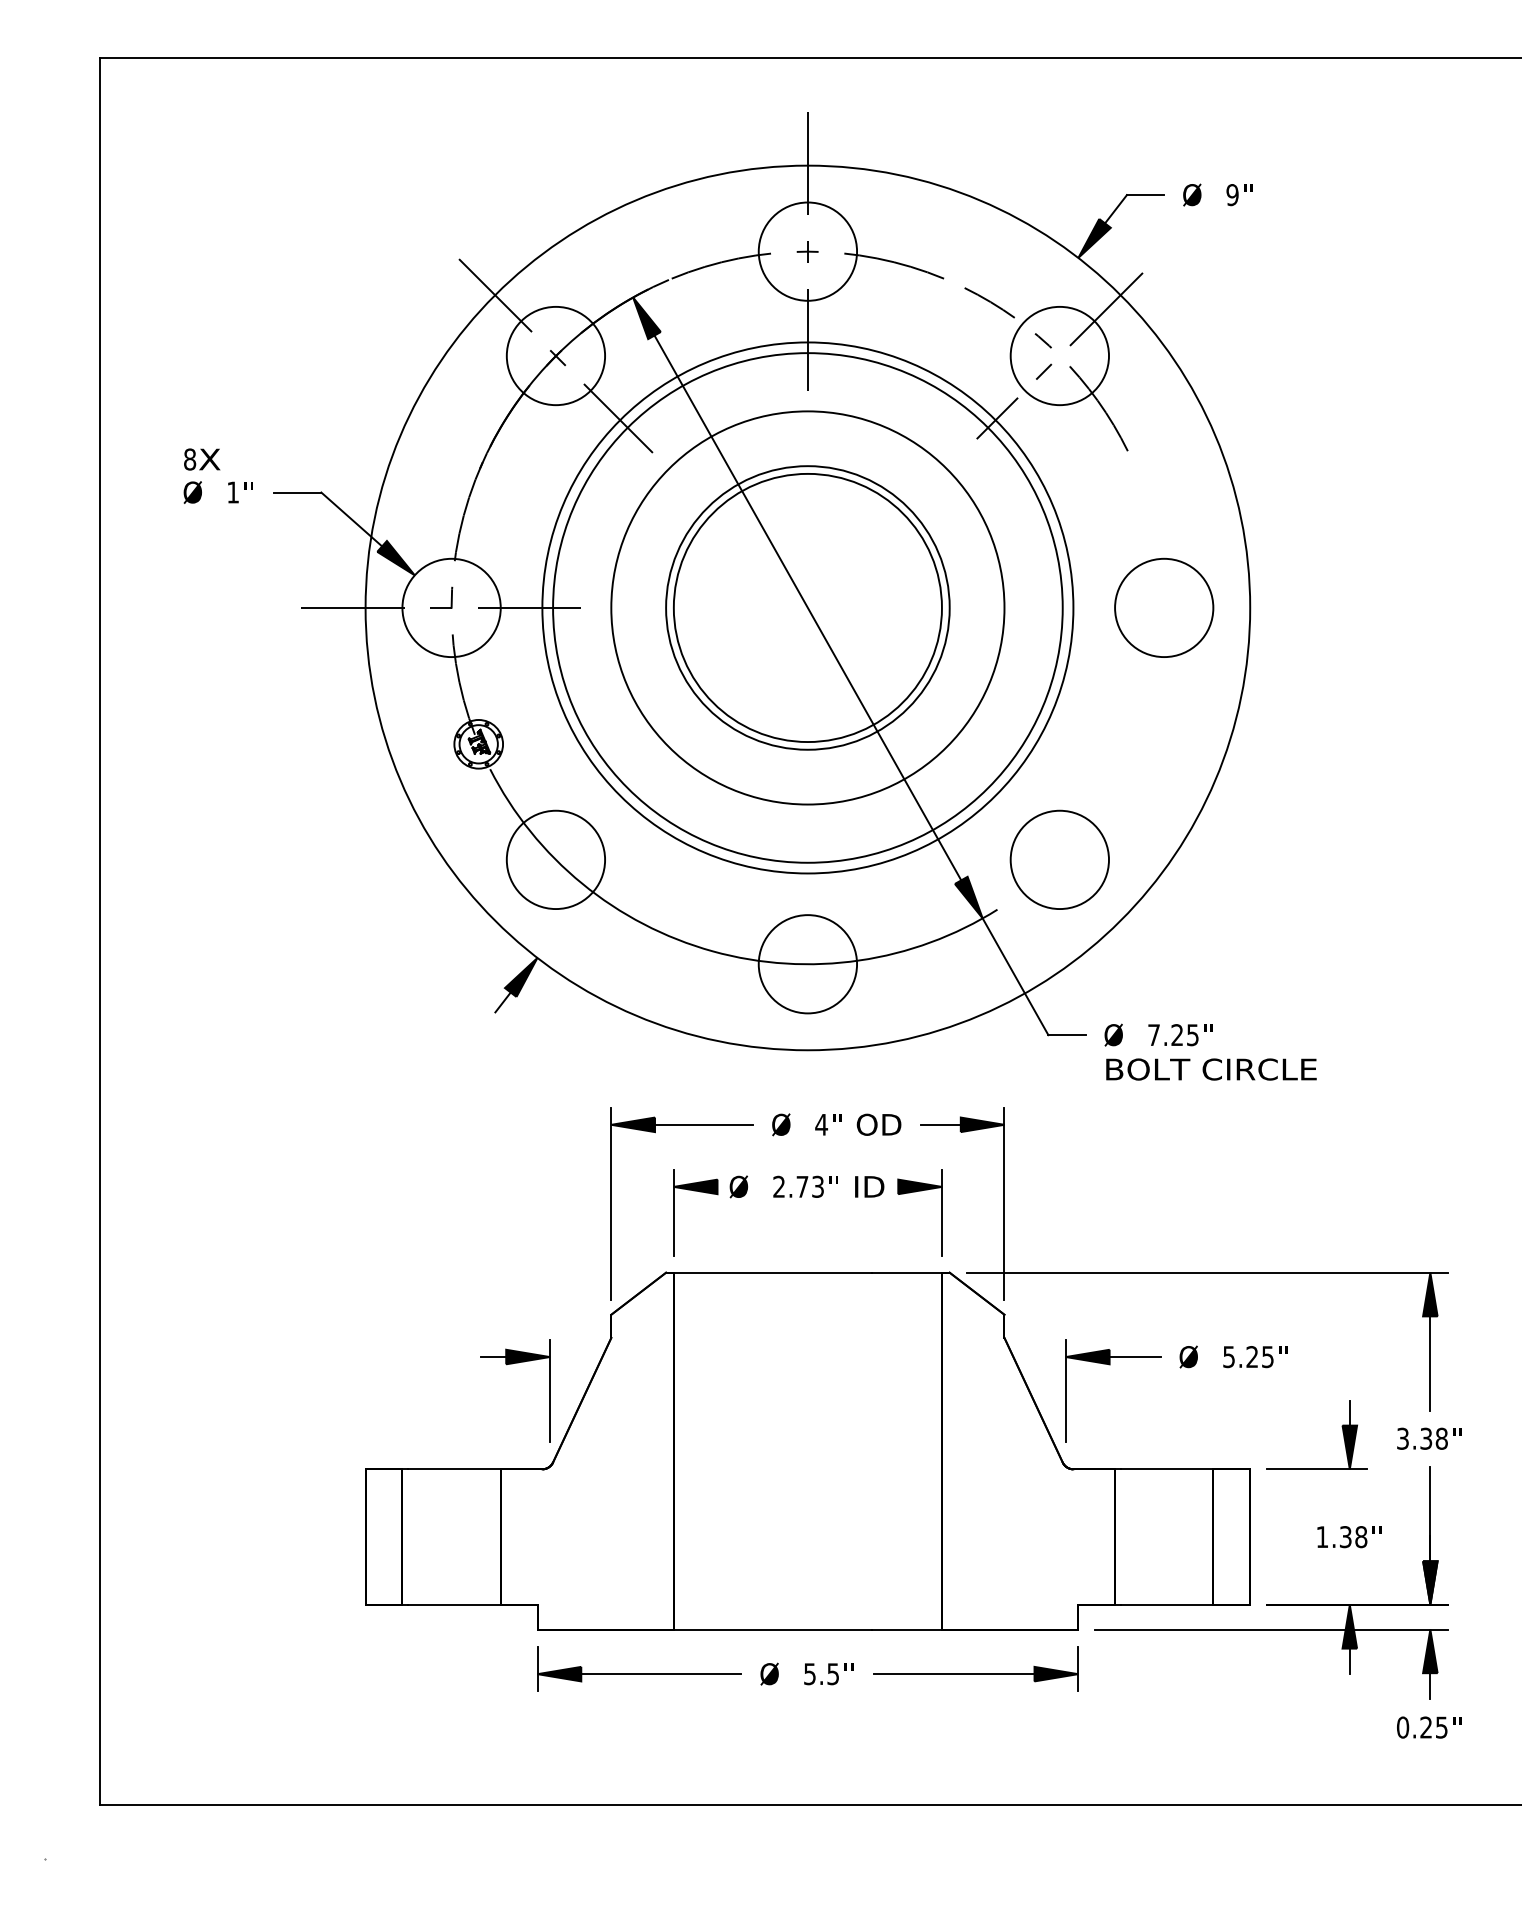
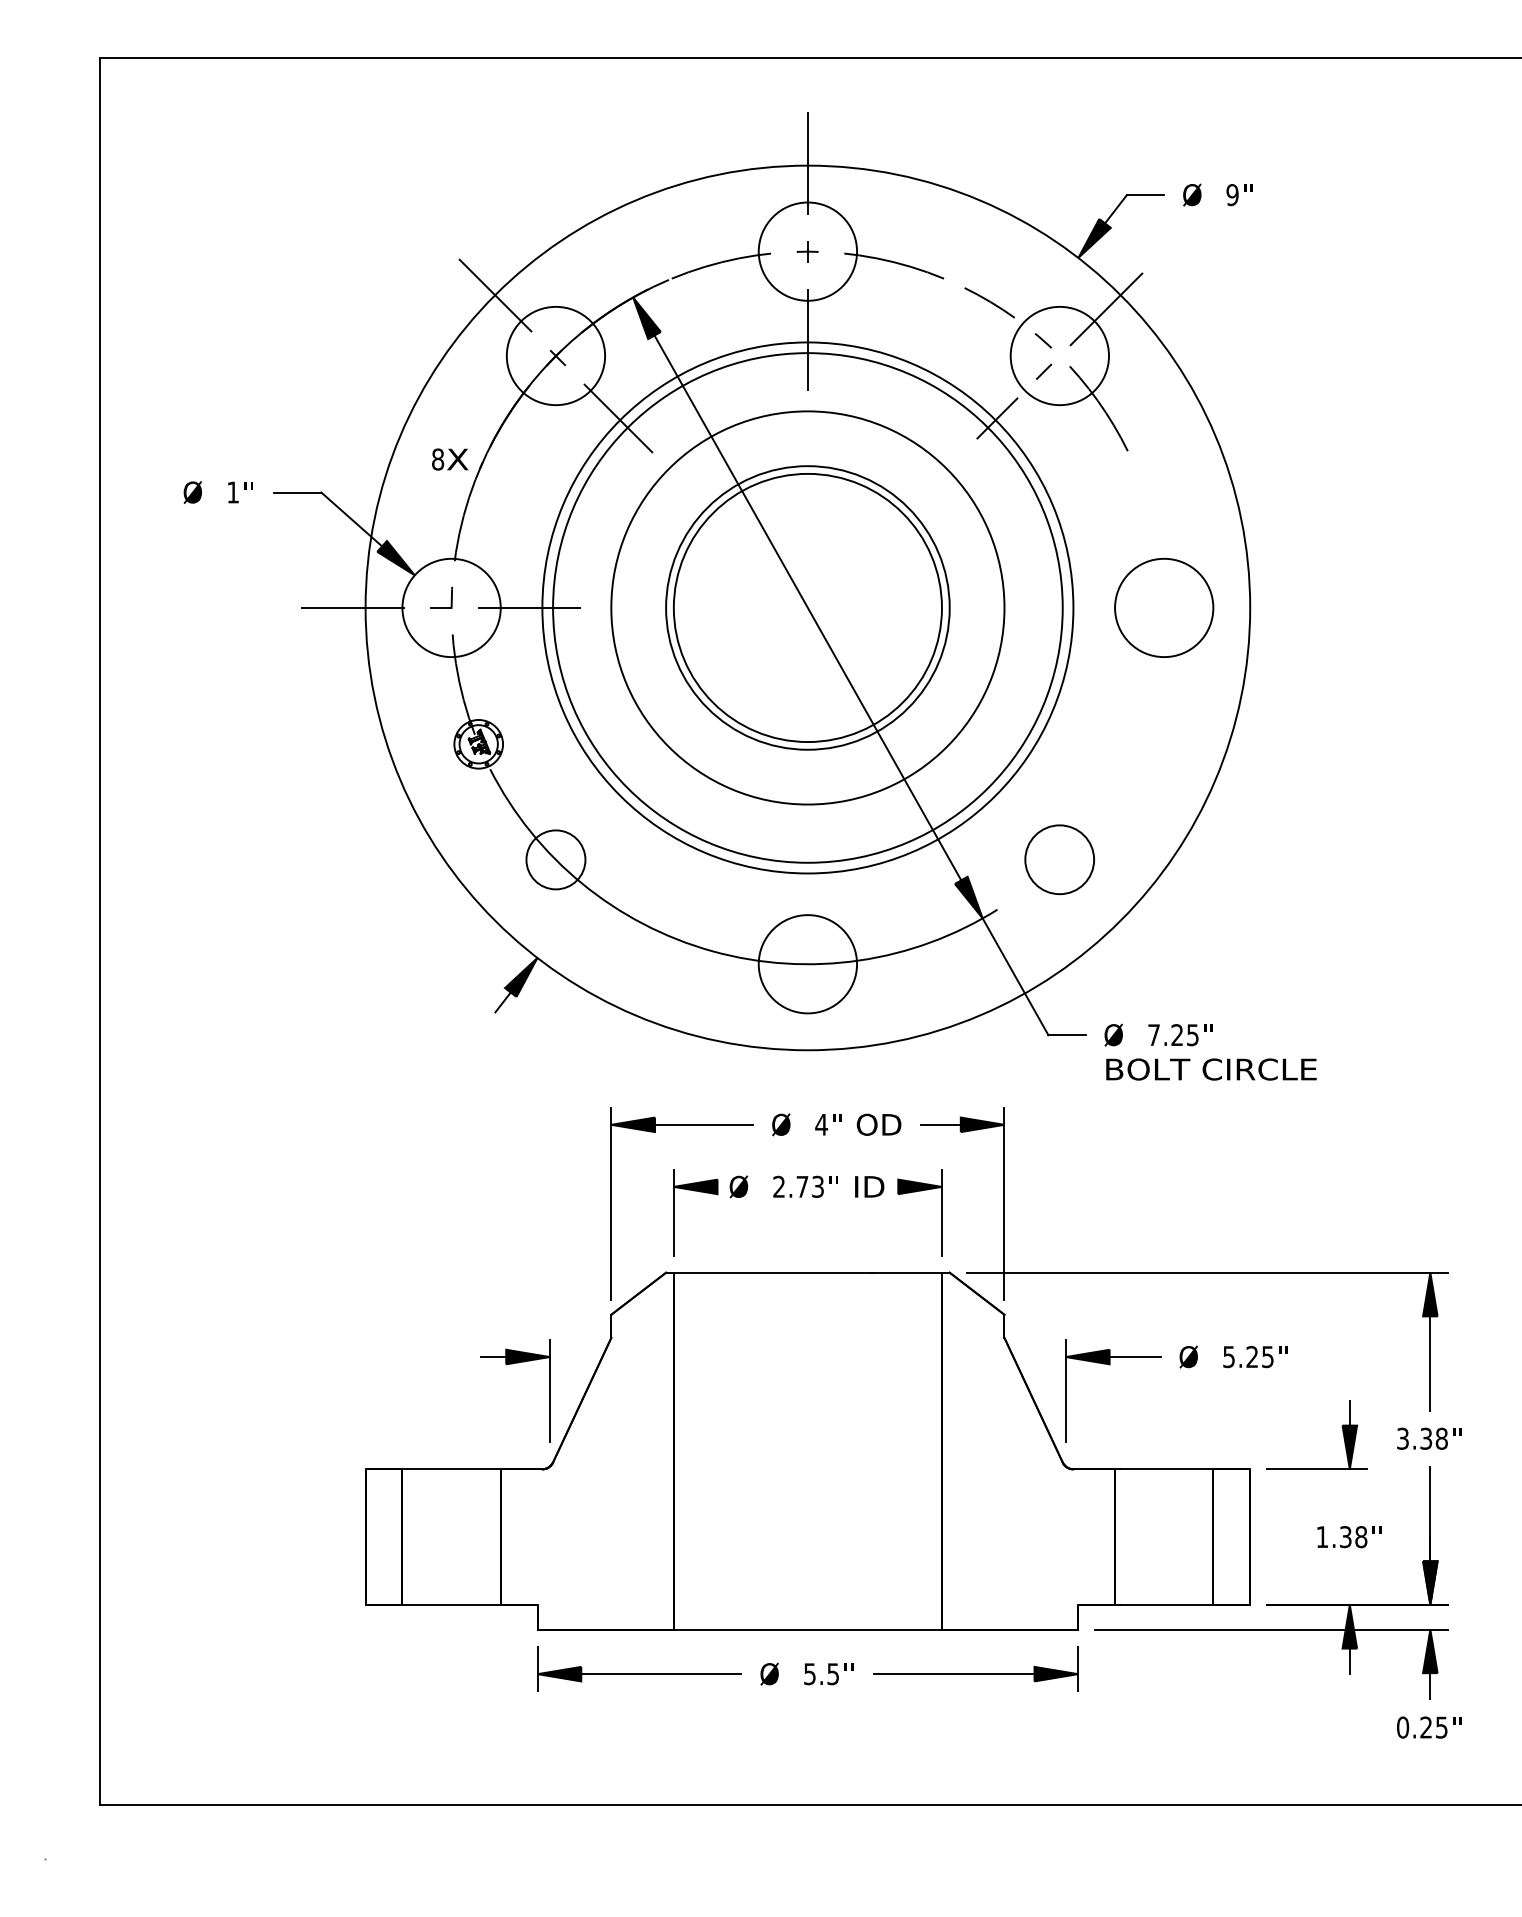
text position: (202, 459) -> (450, 459) (450, 459)
circle diameter: 98 px -> 59 px (555, 859)
circle size: 101x101 px -> 71x72 px (1059, 859)
